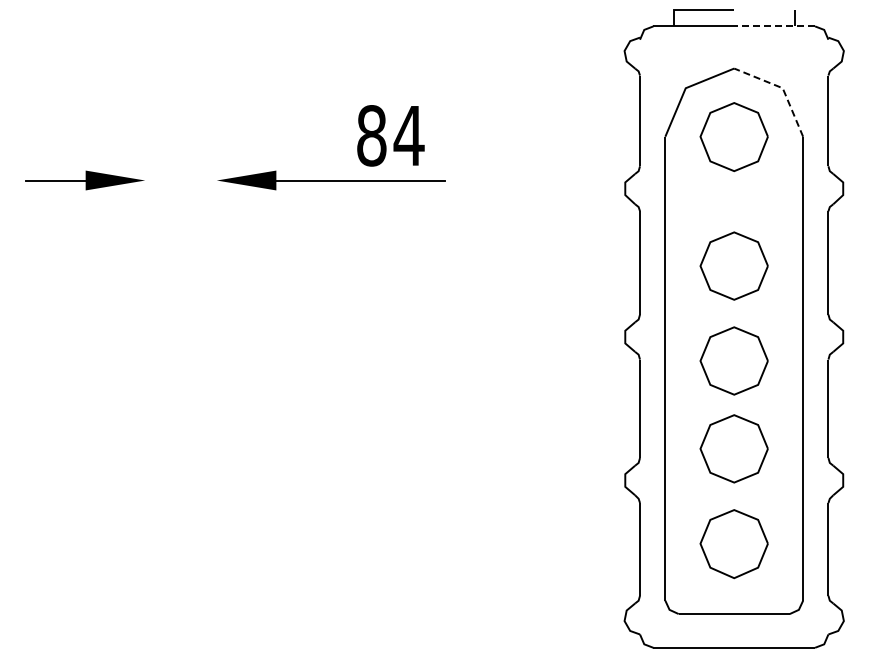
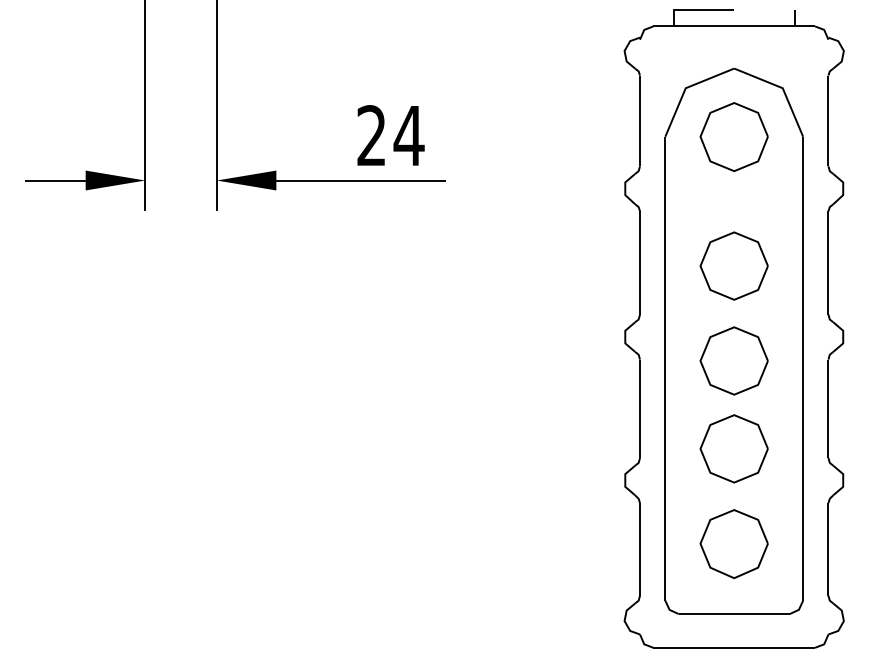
line: dashed -> solid (774, 26)
line: dashed -> solid (782, 88)
line: none -> present (145, 106)
line: none -> present (216, 106)
text: 84 -> 24 (371, 135)
